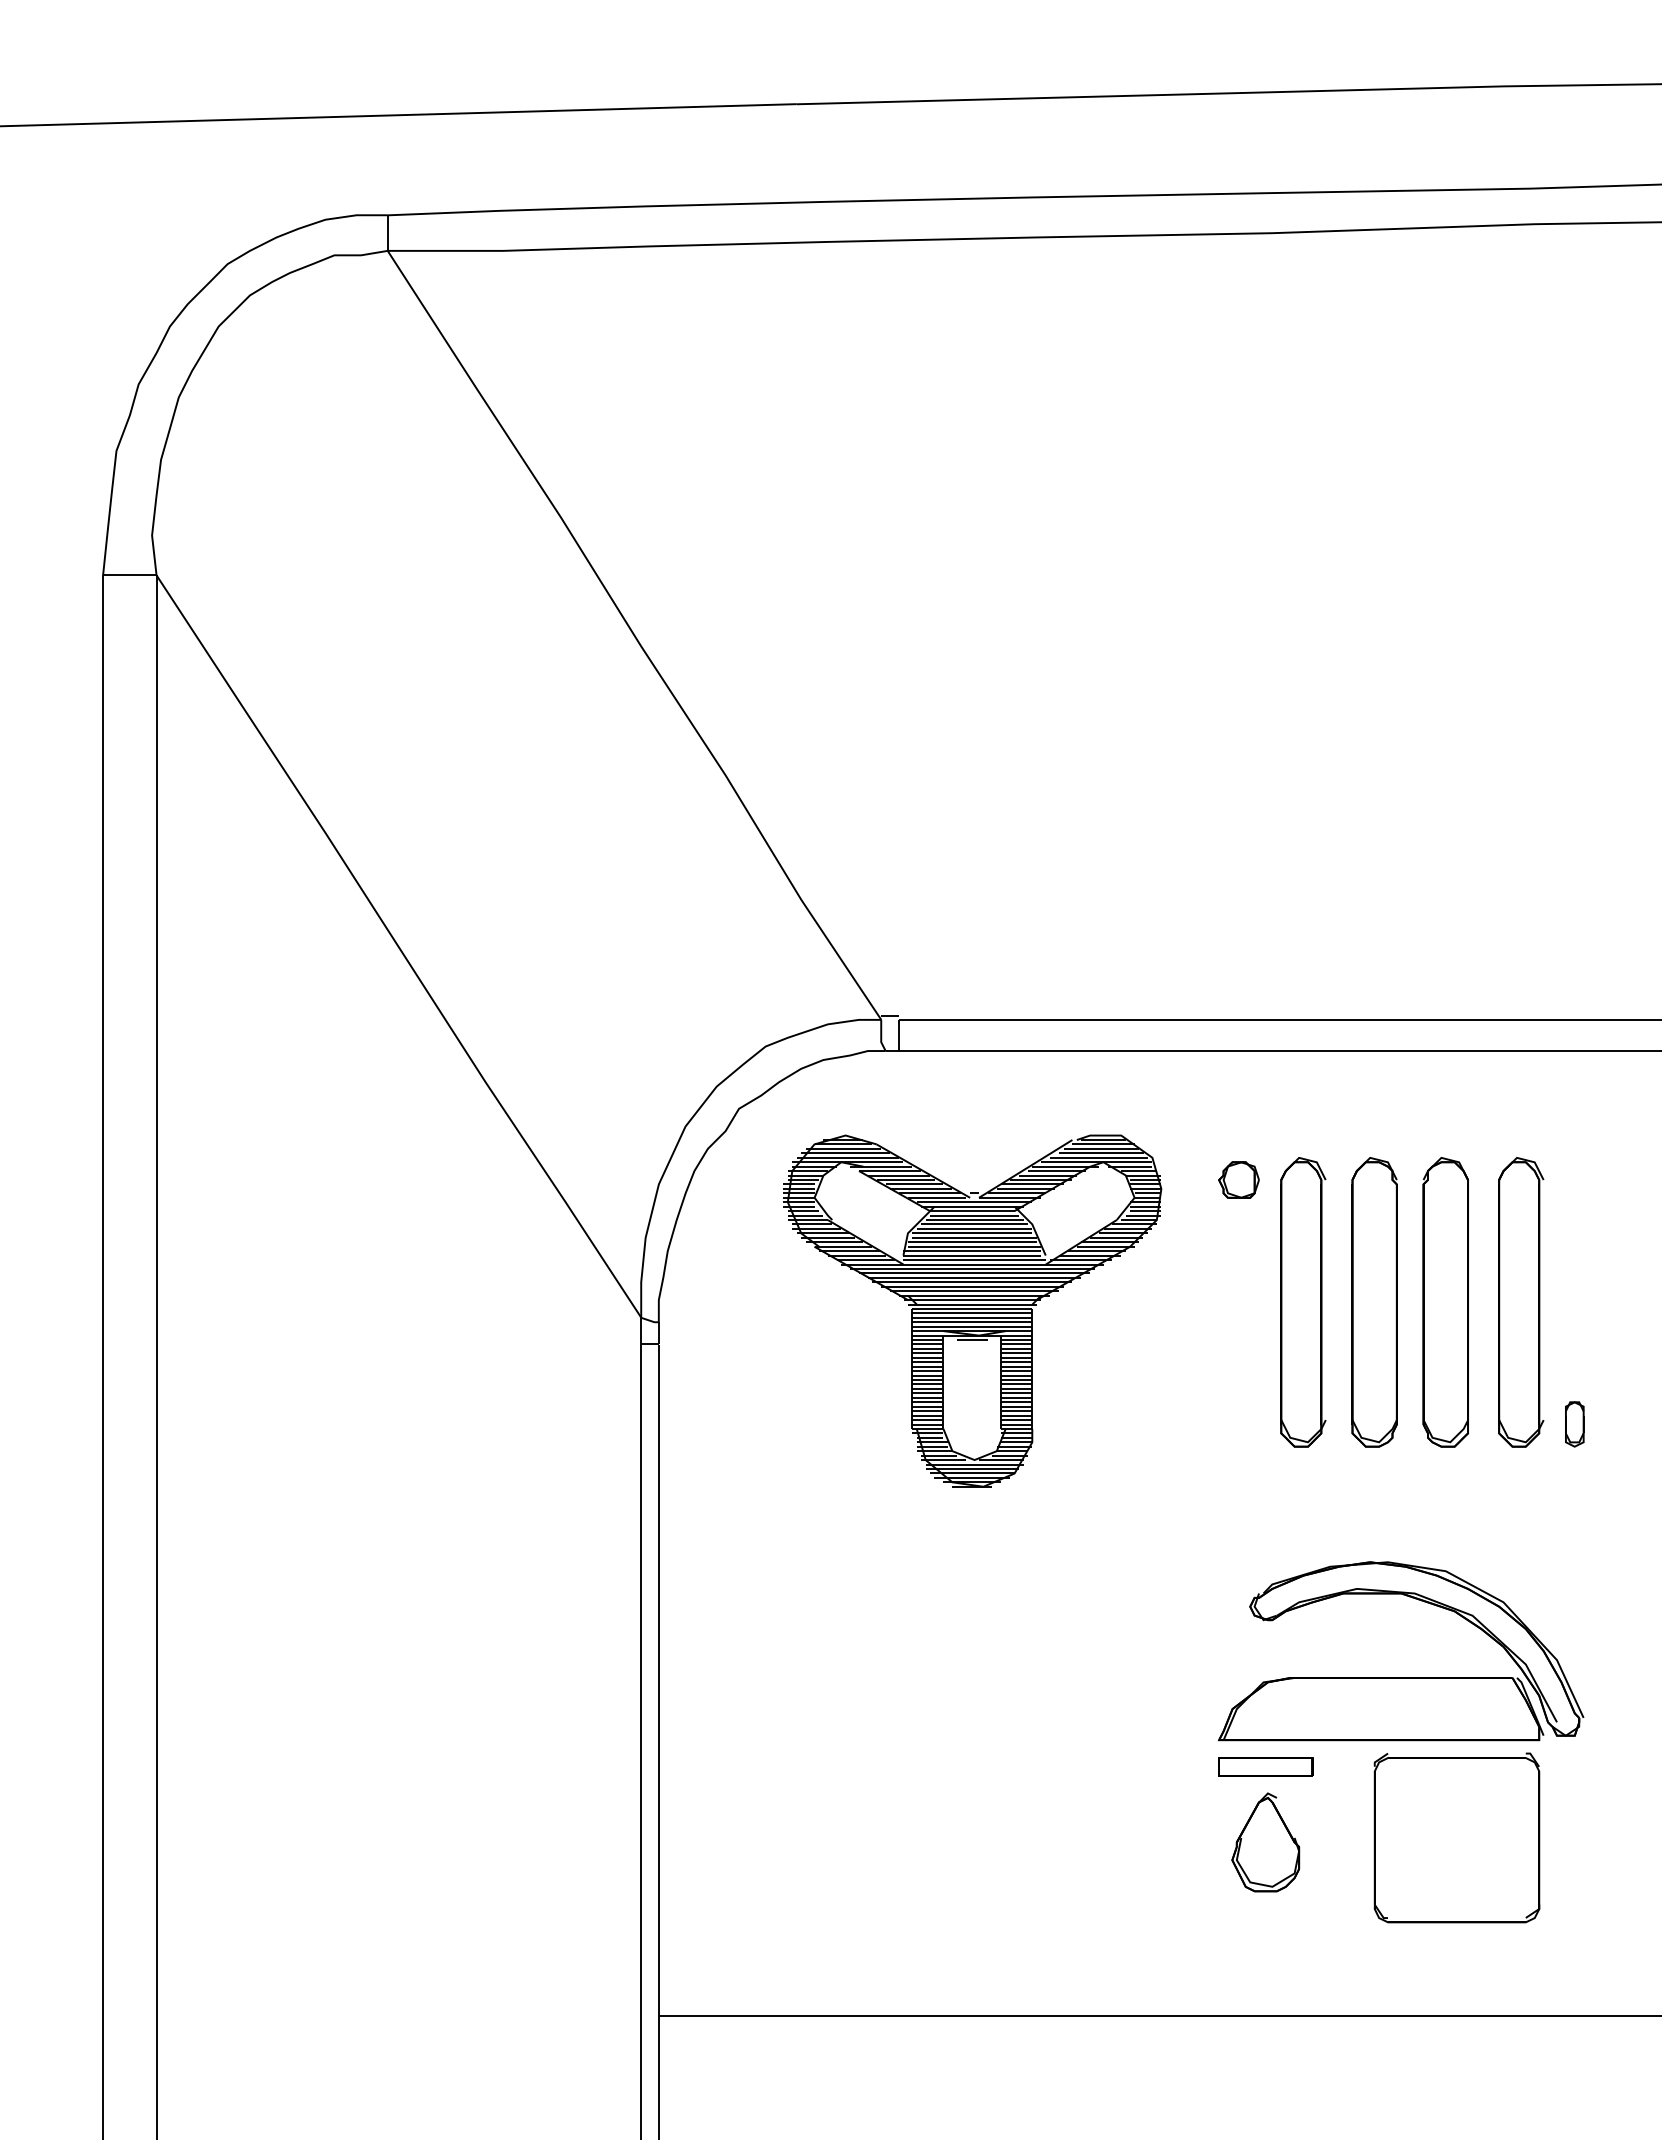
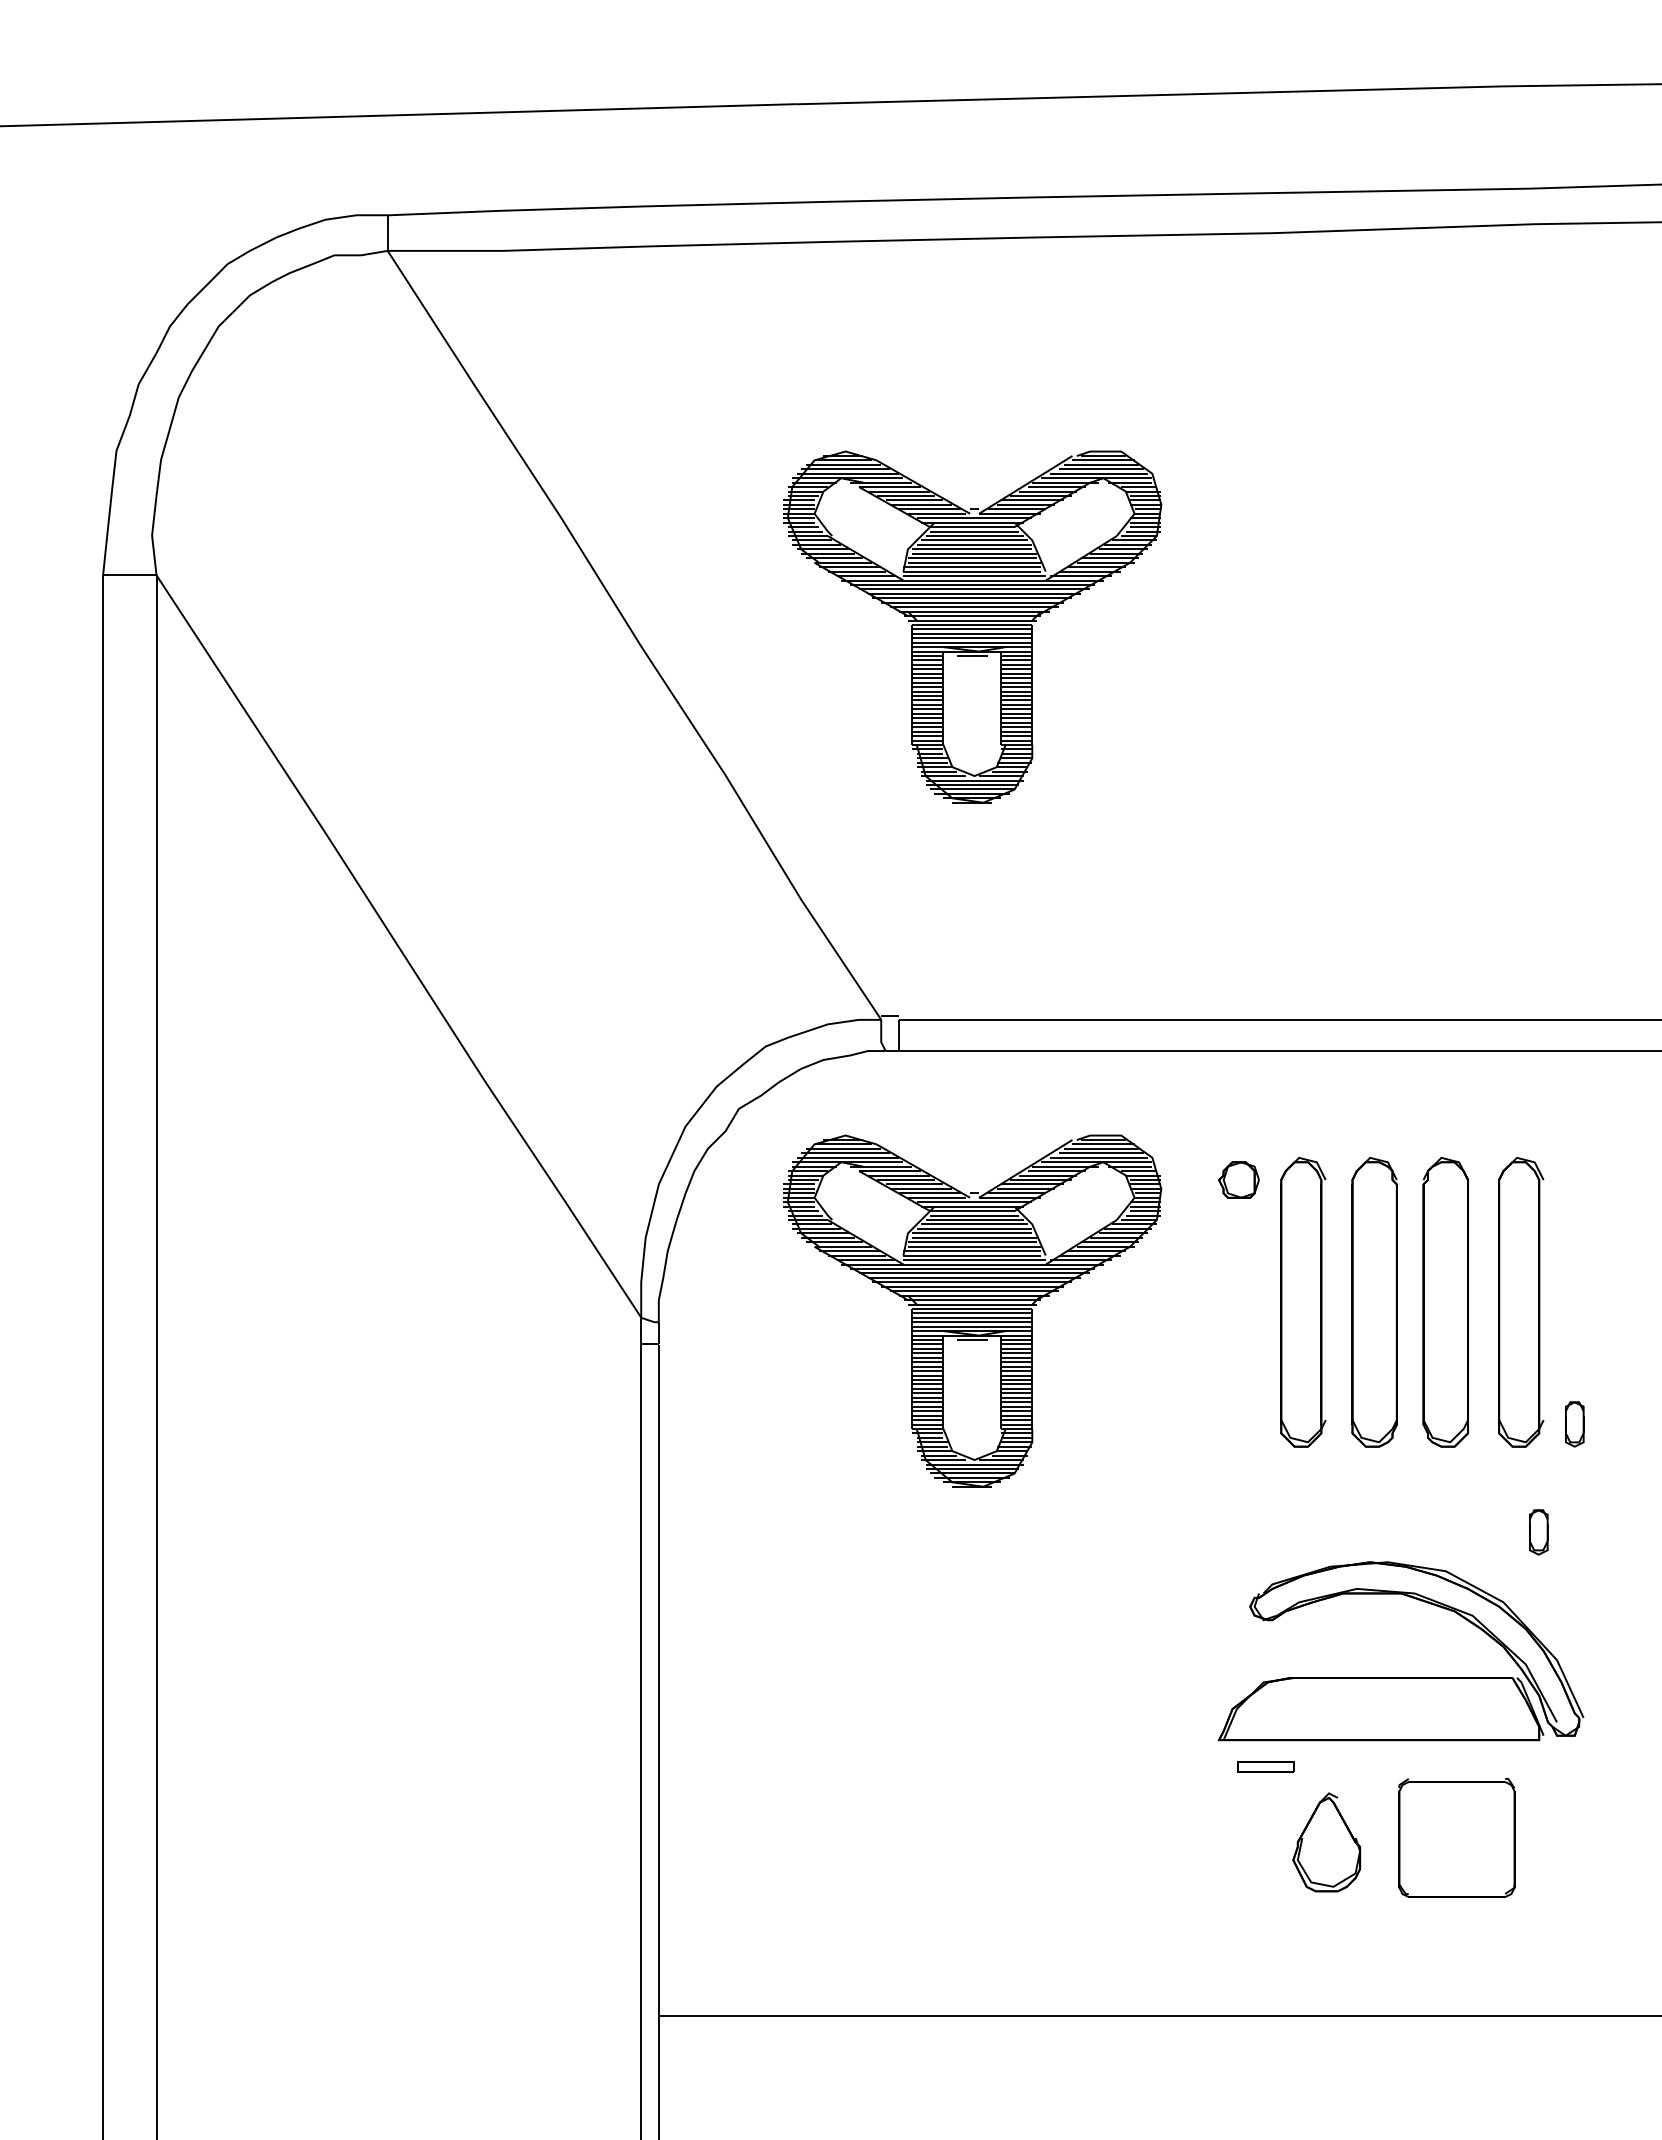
part: none -> present (972, 626)
part: none -> present (1538, 1532)
part size: 96x20 px -> 58x12 px (1265, 1766)
part size: 168x172 px -> 118x120 px (1456, 1837)
part position: (1265, 1842) -> (1326, 1842) (1326, 1842)
